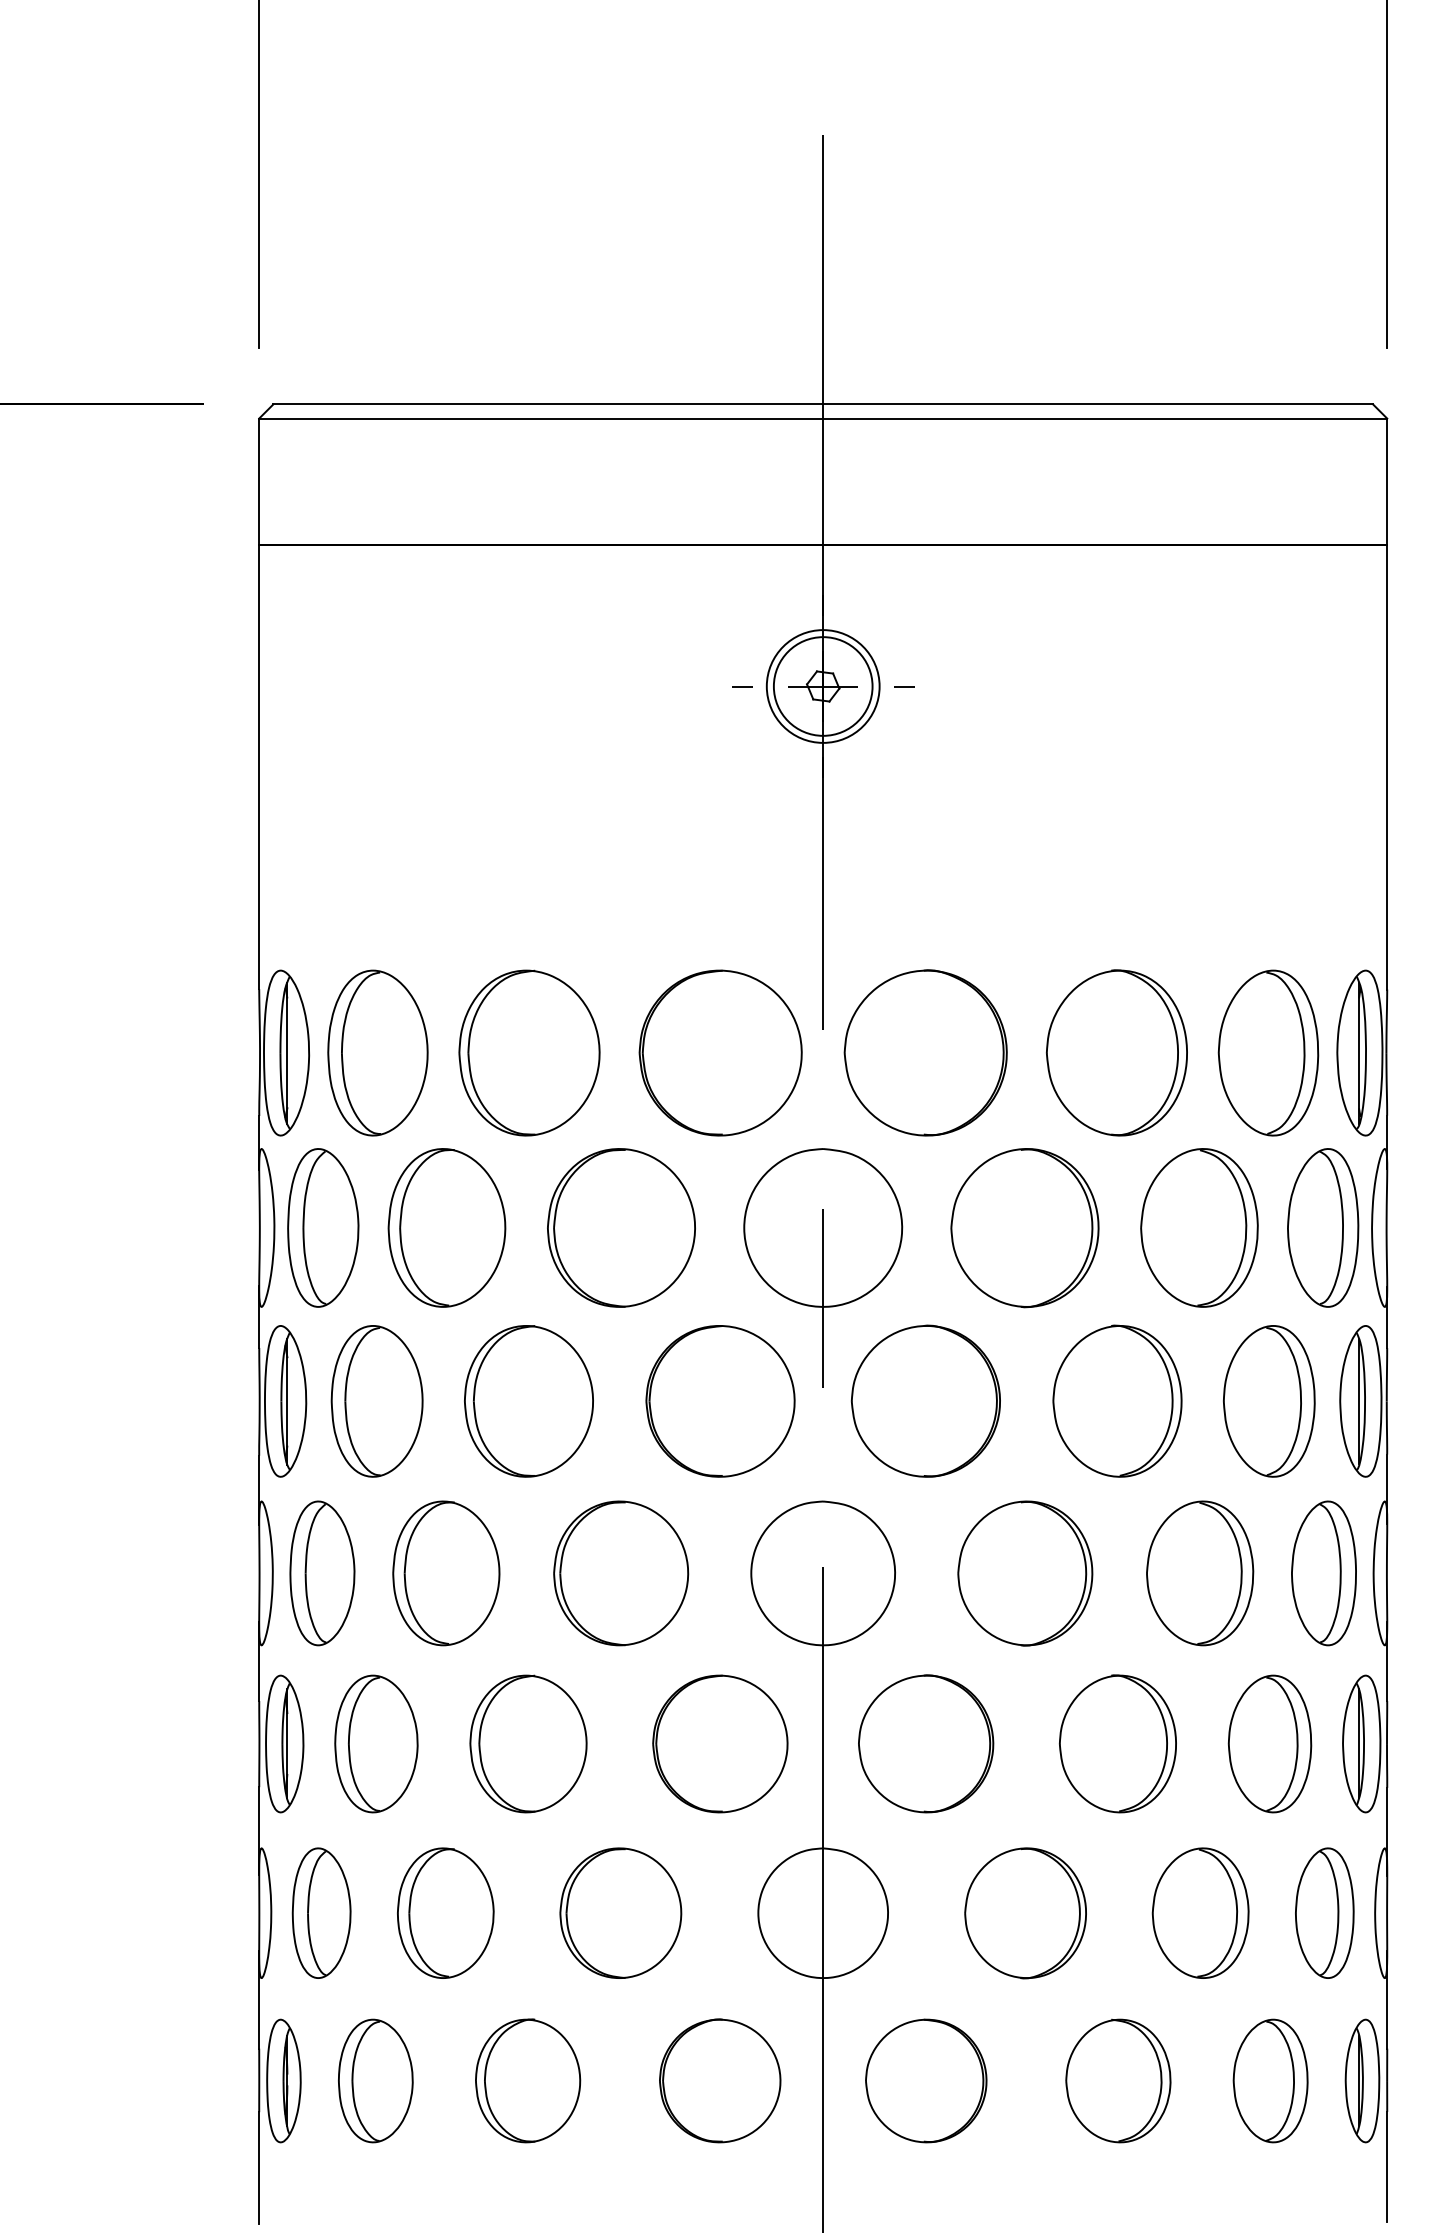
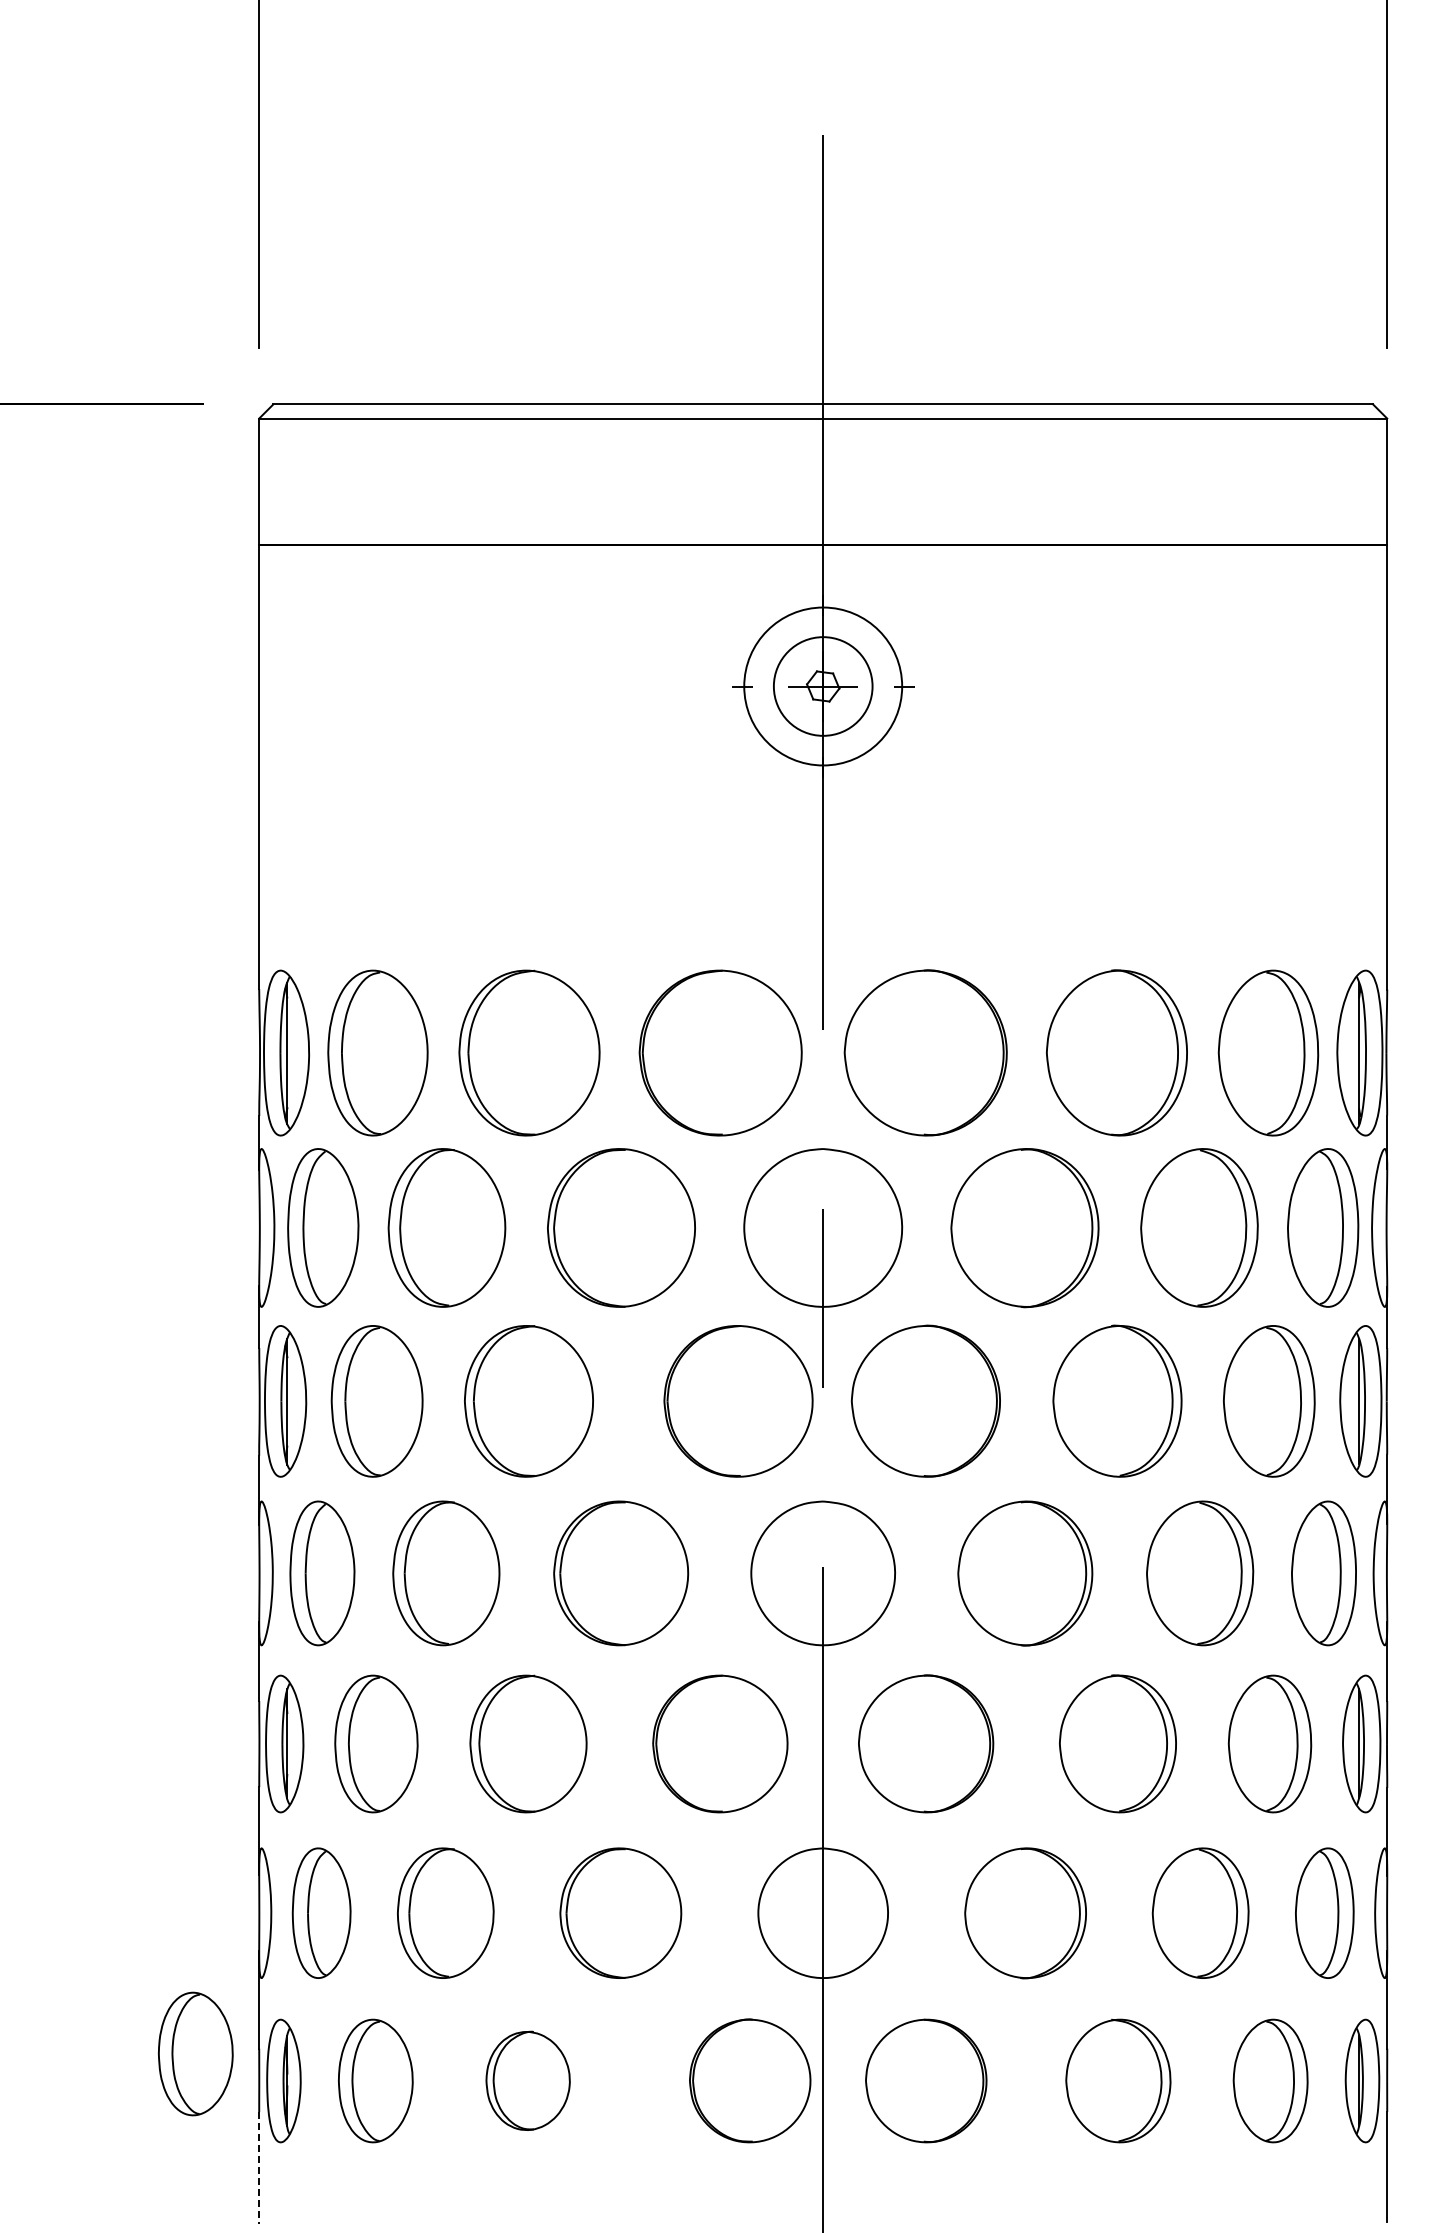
circle diameter: 113 px -> 158 px (823, 686)
part position: (720, 1401) -> (738, 1401) (738, 1401)
part: none -> present (195, 2053)
part size: 107x126 px -> 86x101 px (527, 2080)
part position: (720, 2080) -> (750, 2080) (750, 2080)
line: solid -> dashed (259, 2167)
